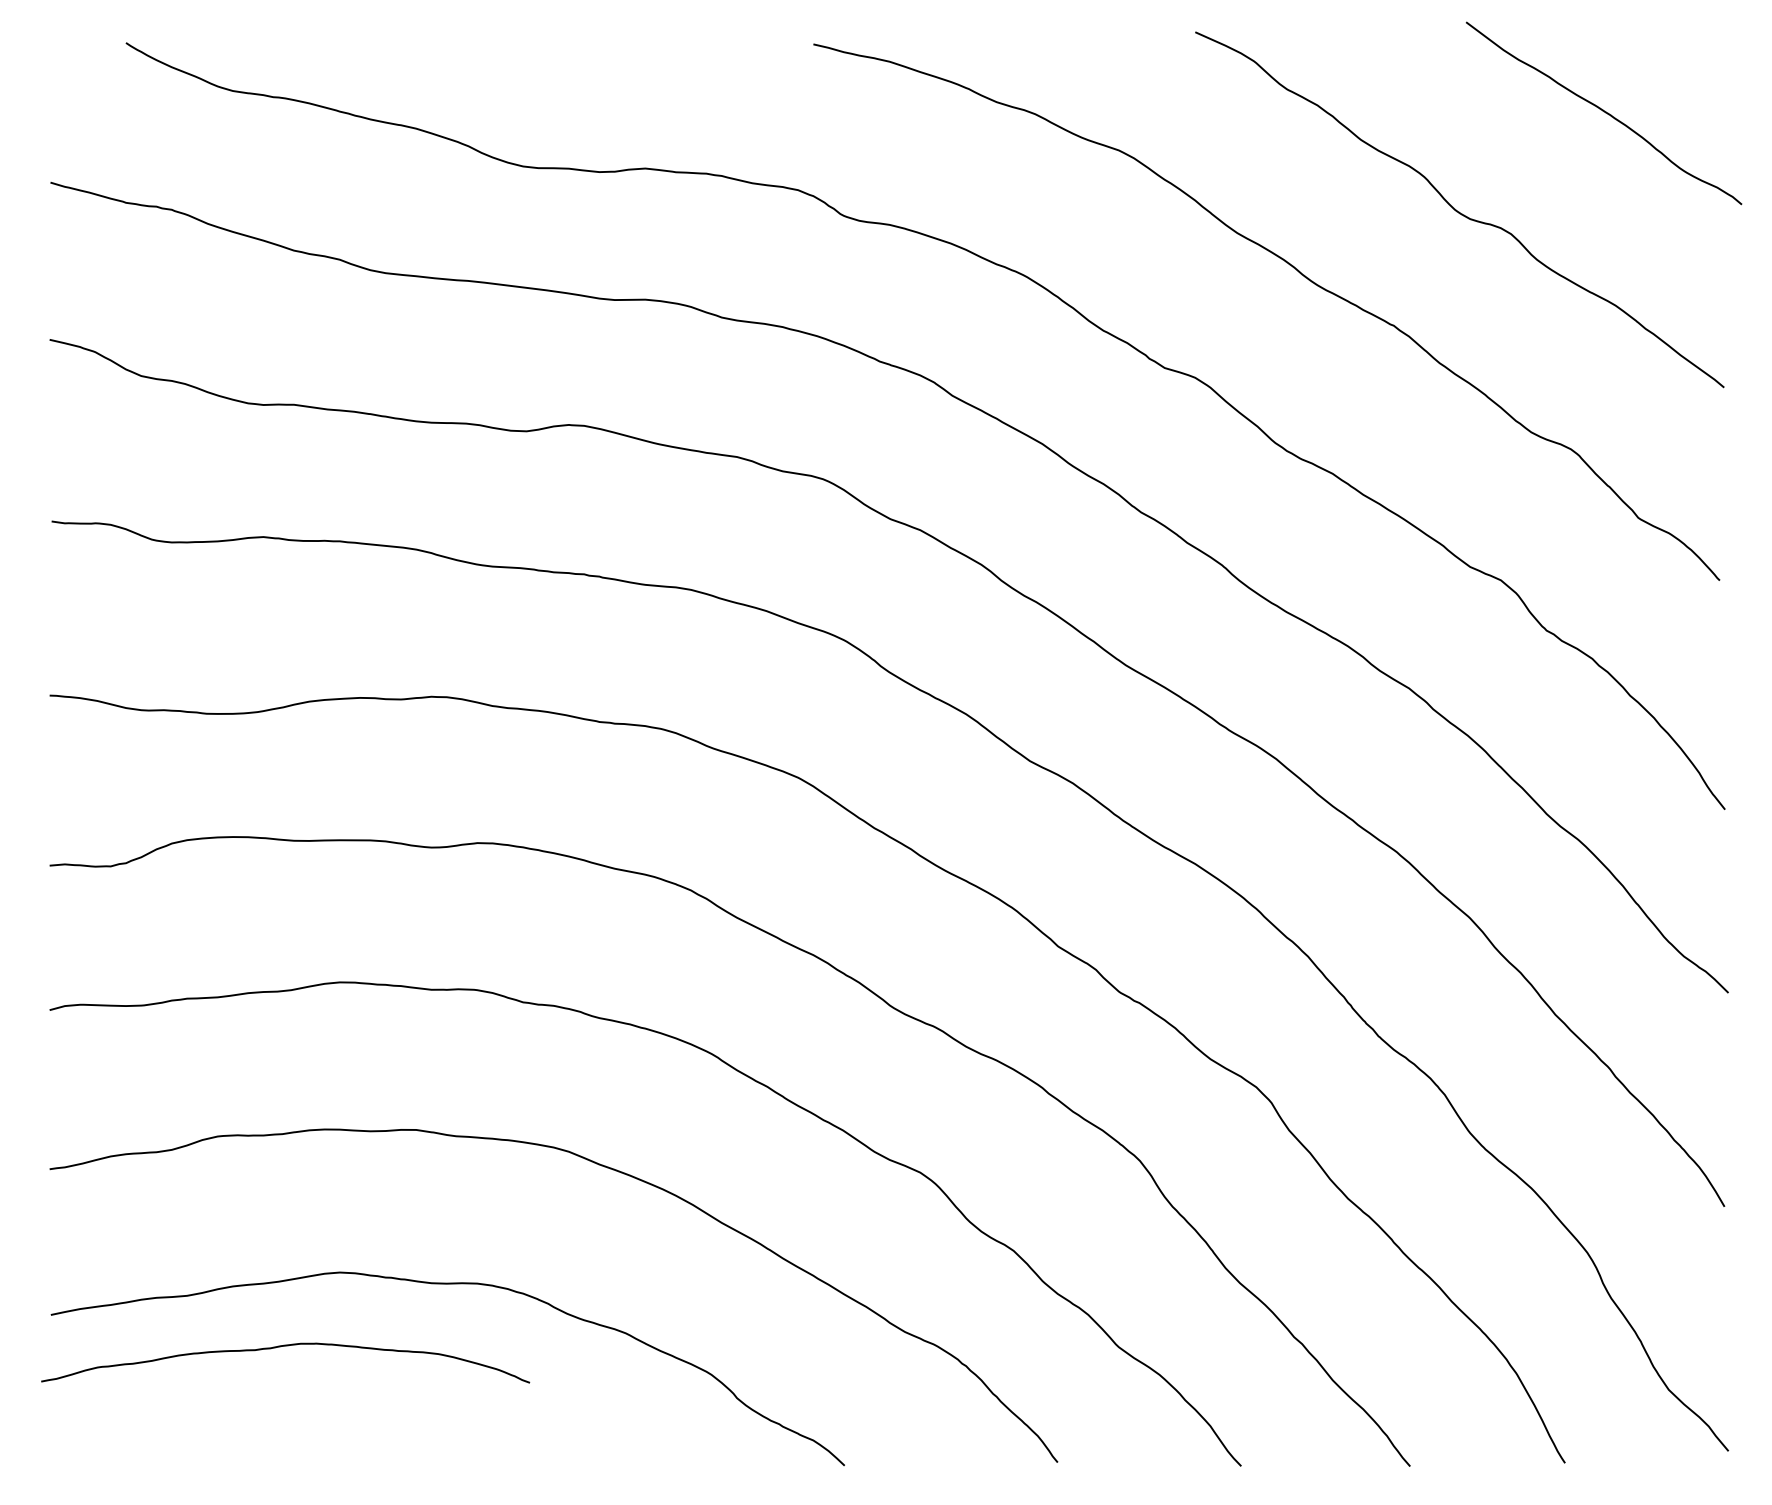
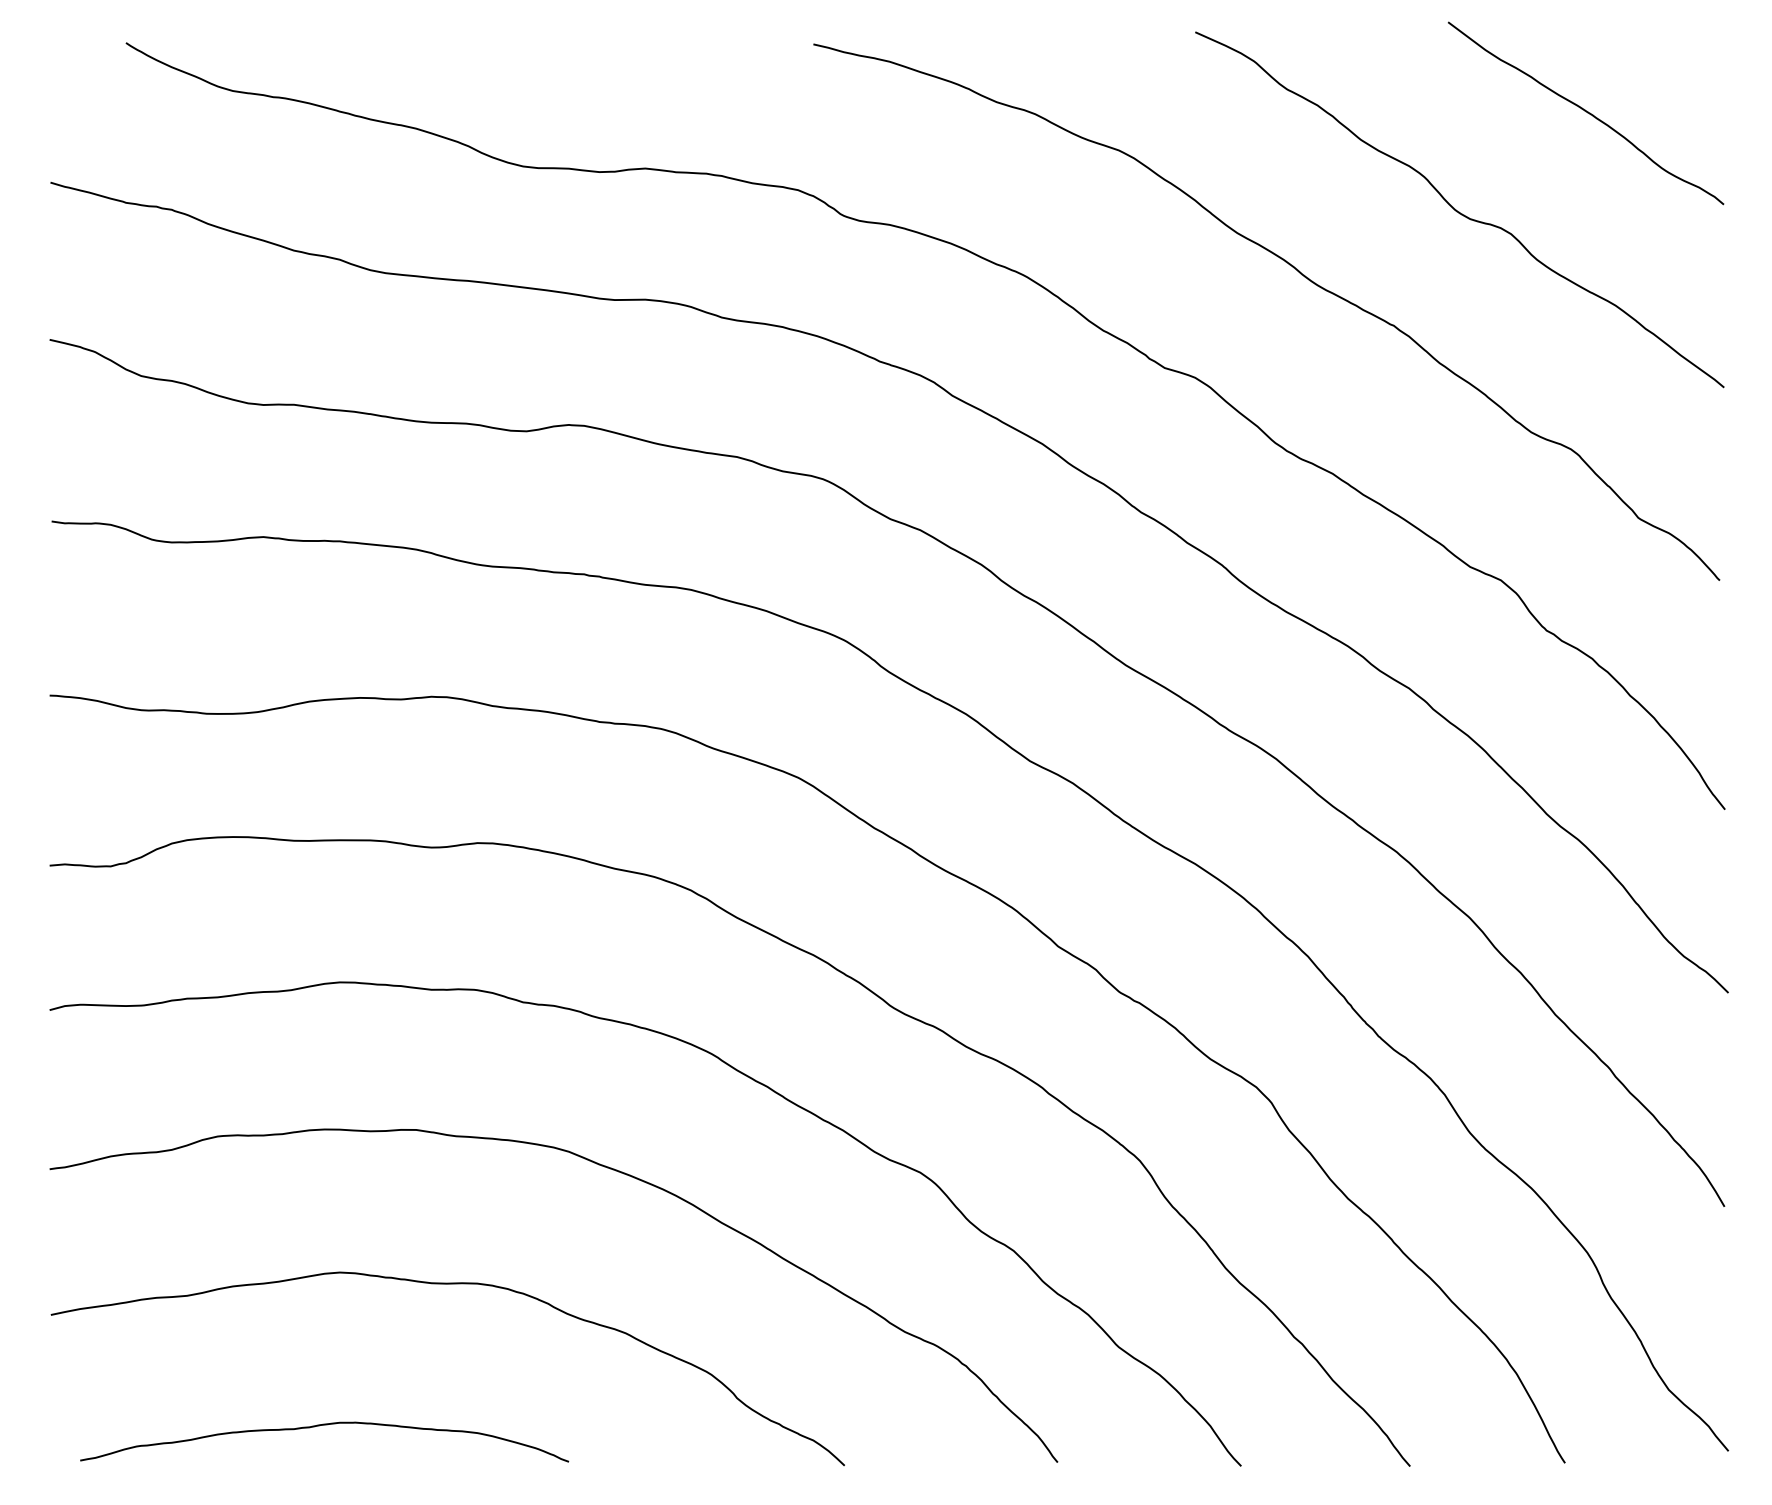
curve position: (1604, 112) -> (1586, 112) (1586, 112)
curve position: (280, 1347) -> (319, 1426) (319, 1426)
